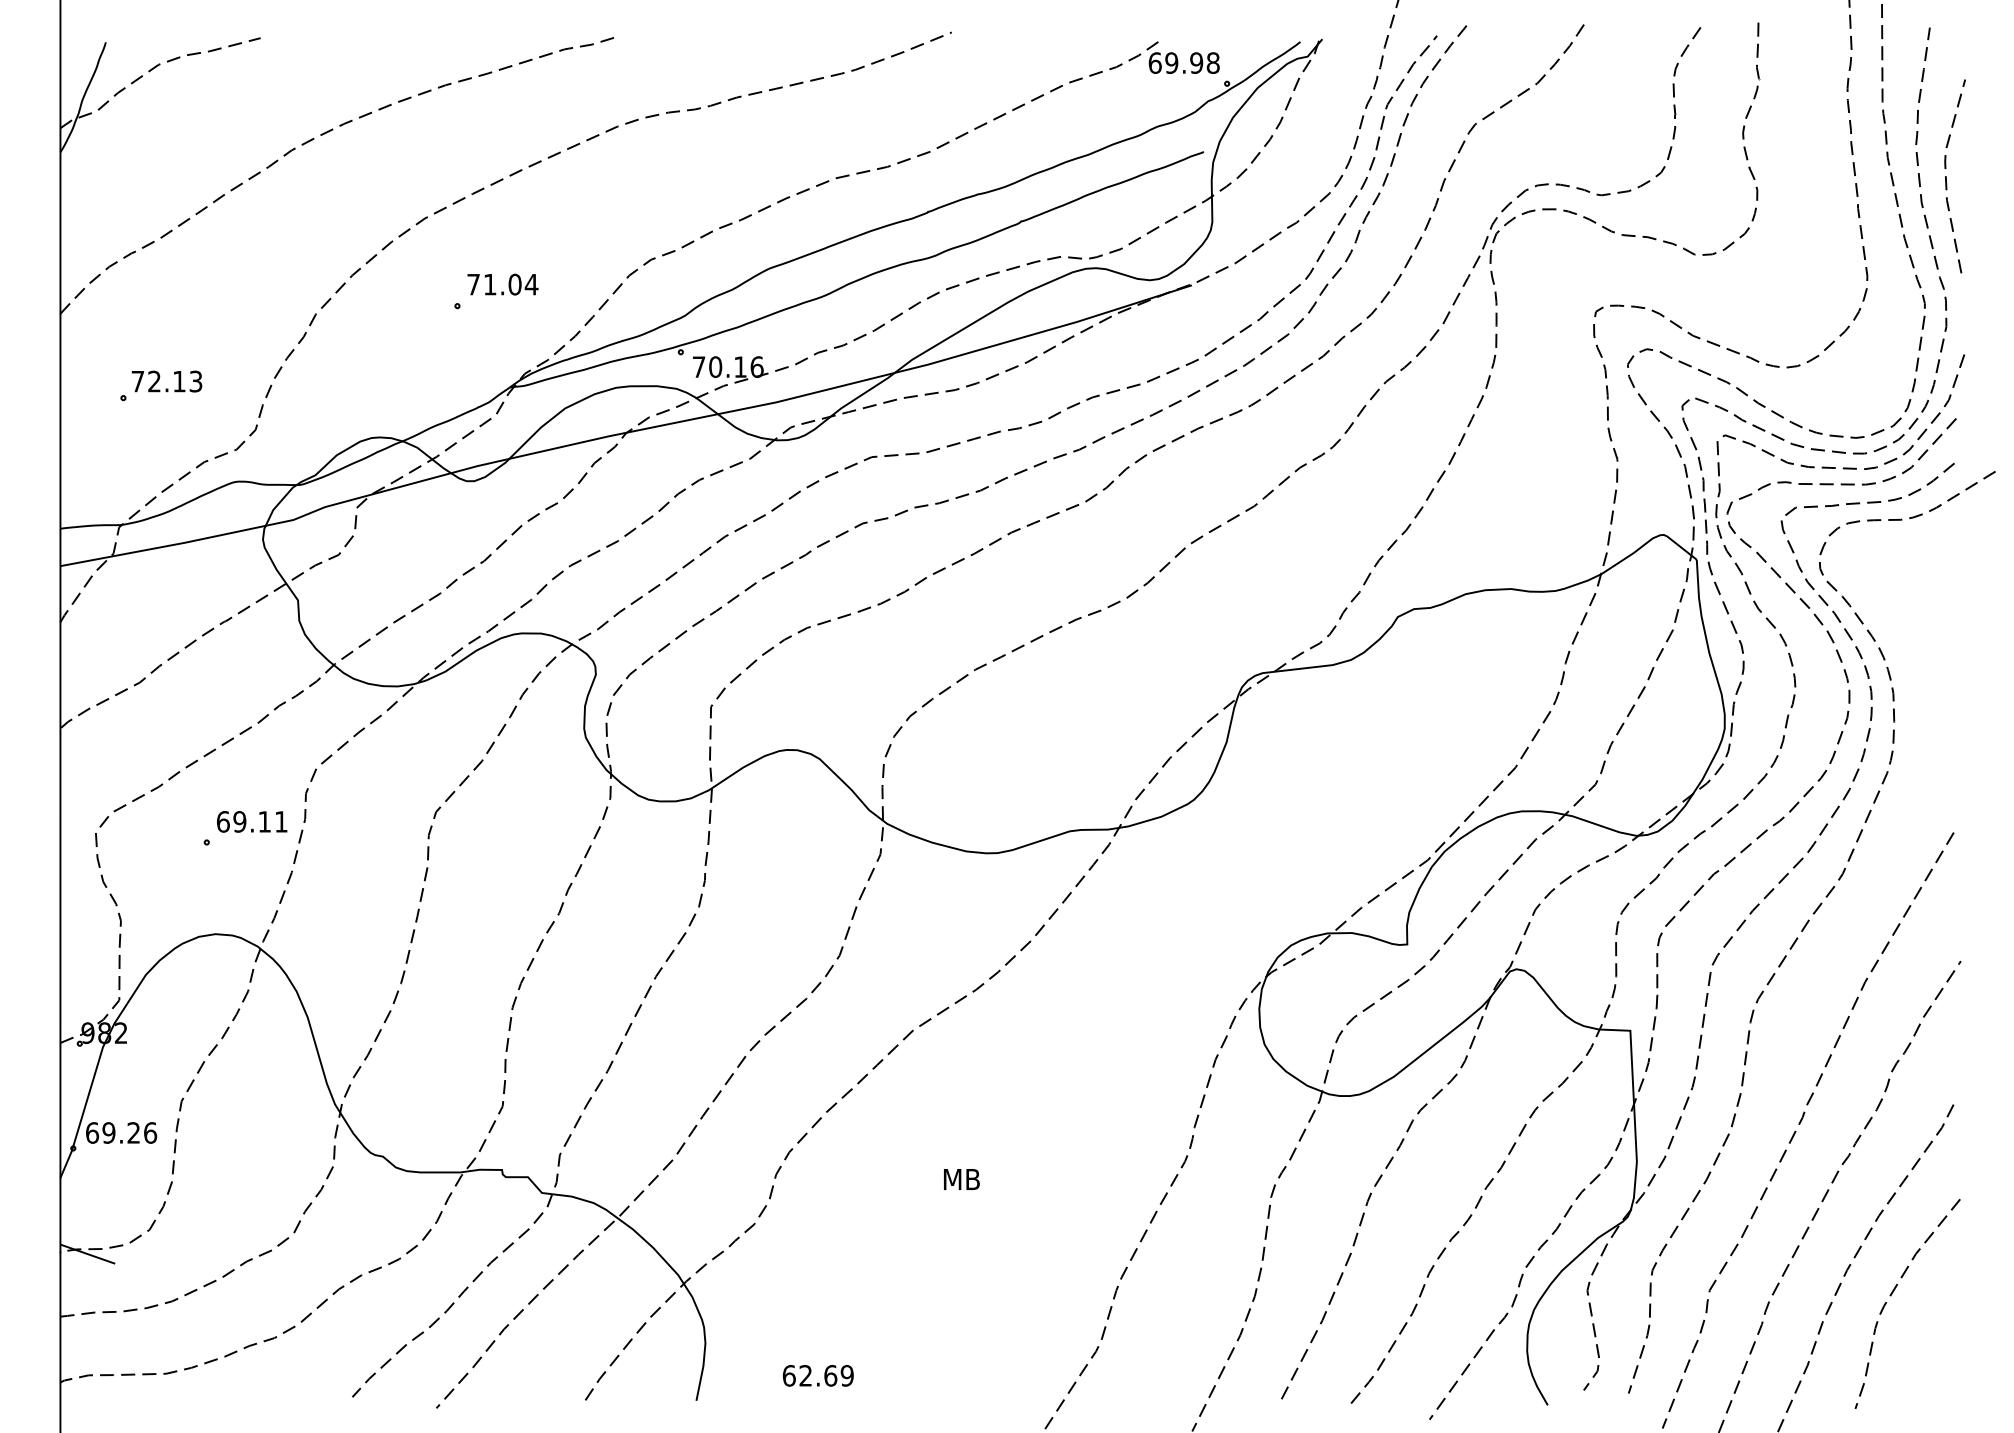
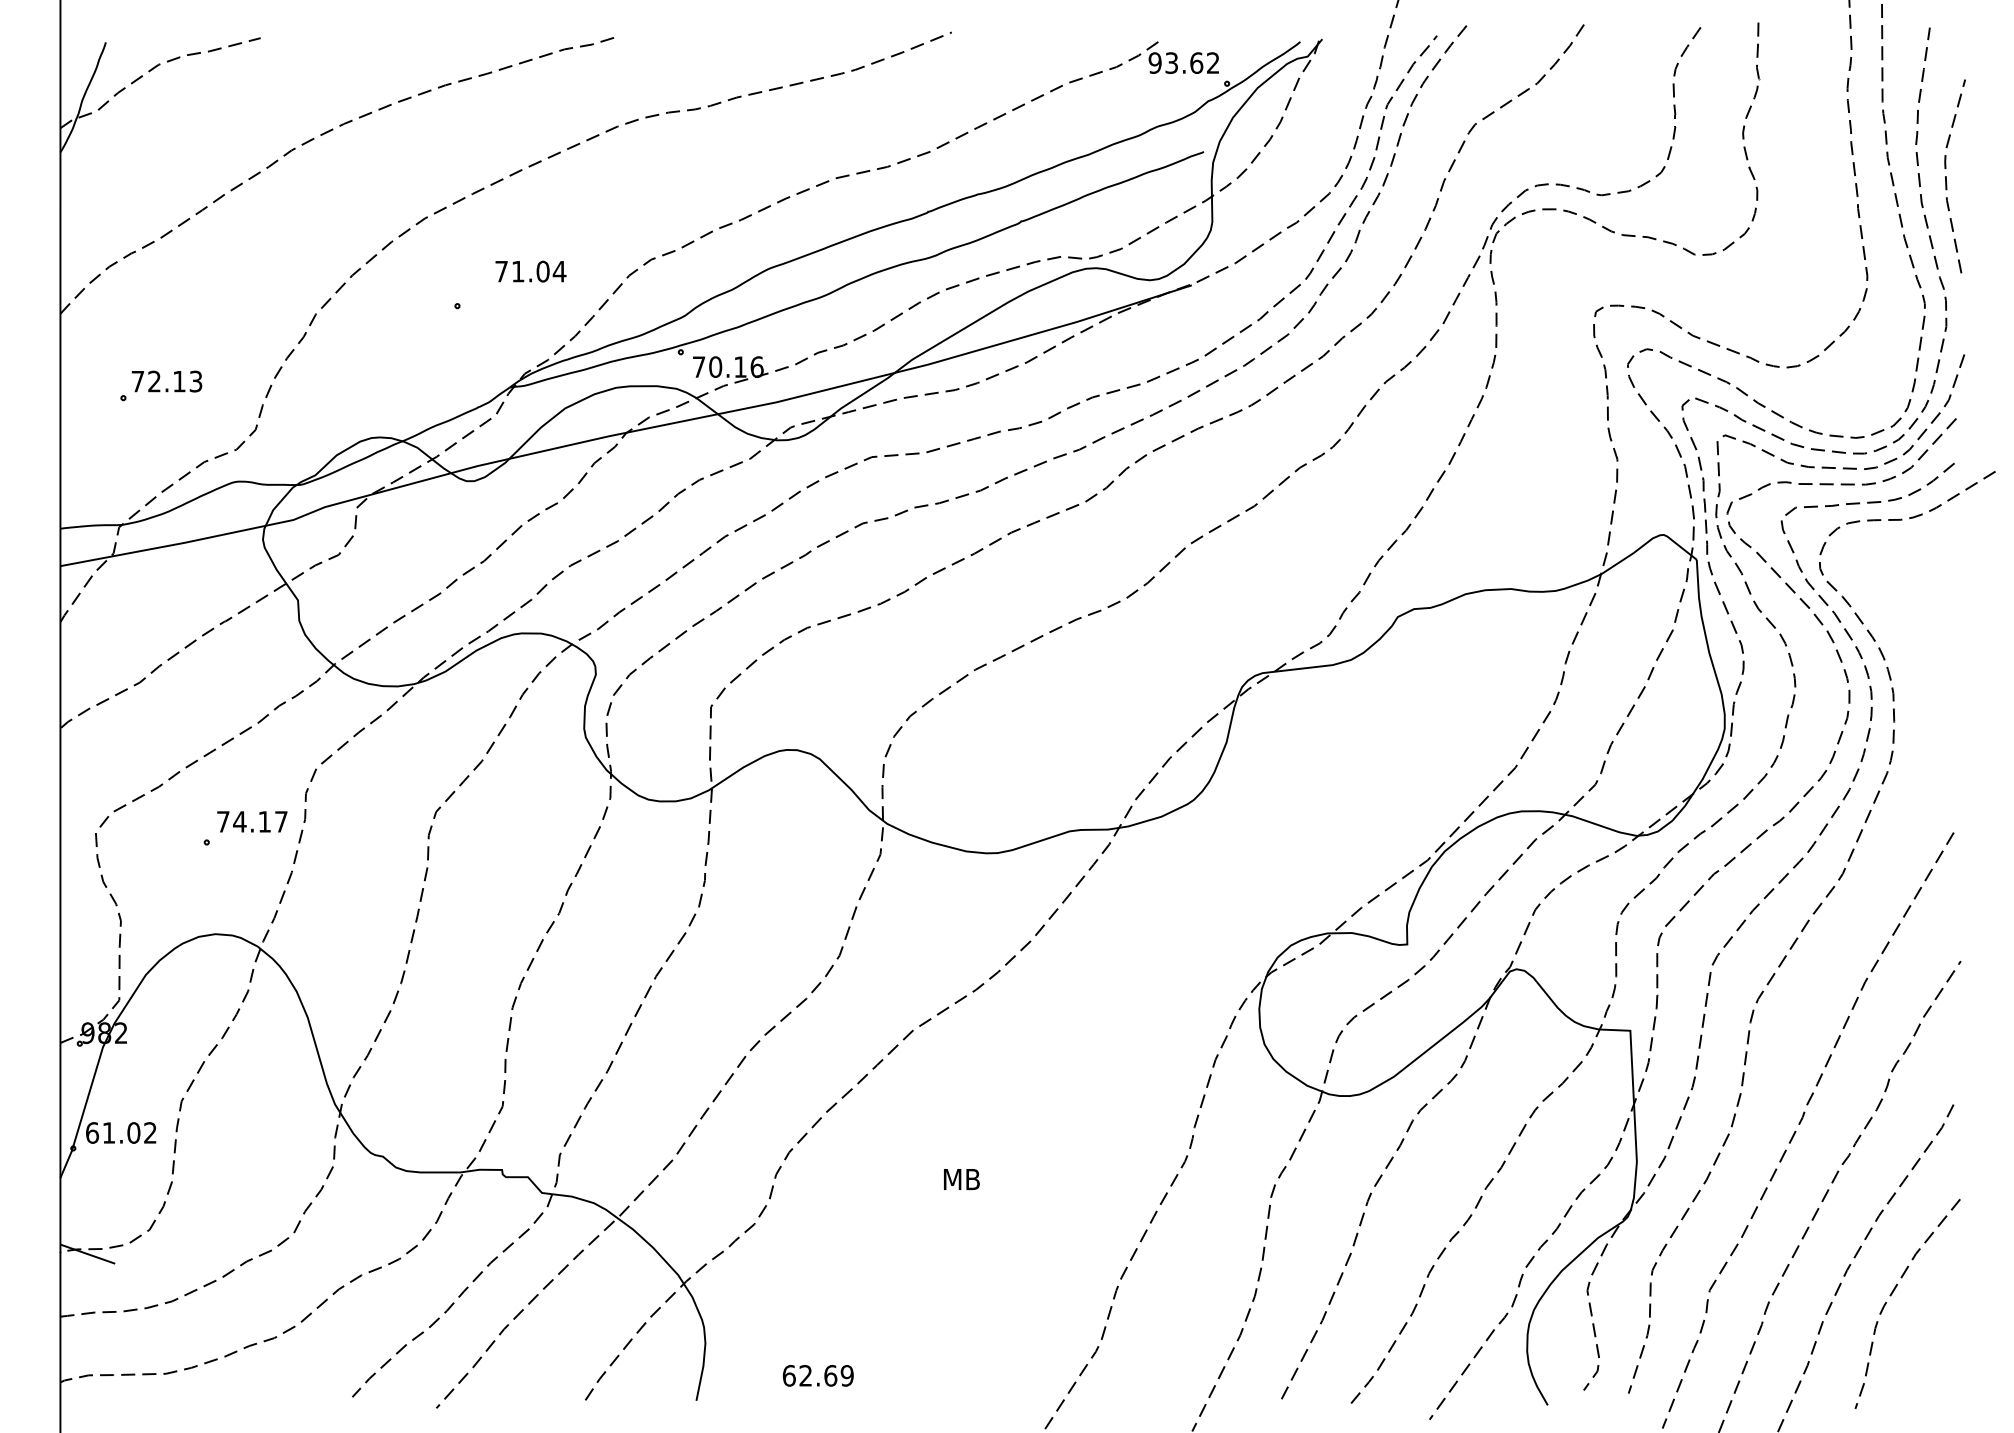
text: 69.98 -> 93.62 (1183, 62)
text position: (502, 284) -> (530, 271) (530, 271)
text: 69.11 -> 74.17 (252, 821)
text: 69.26 -> 61.02 (129, 1132)
